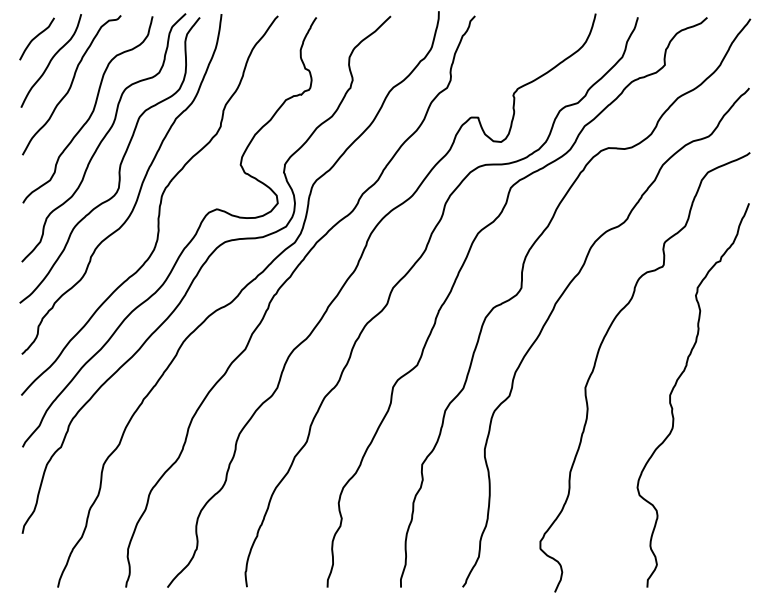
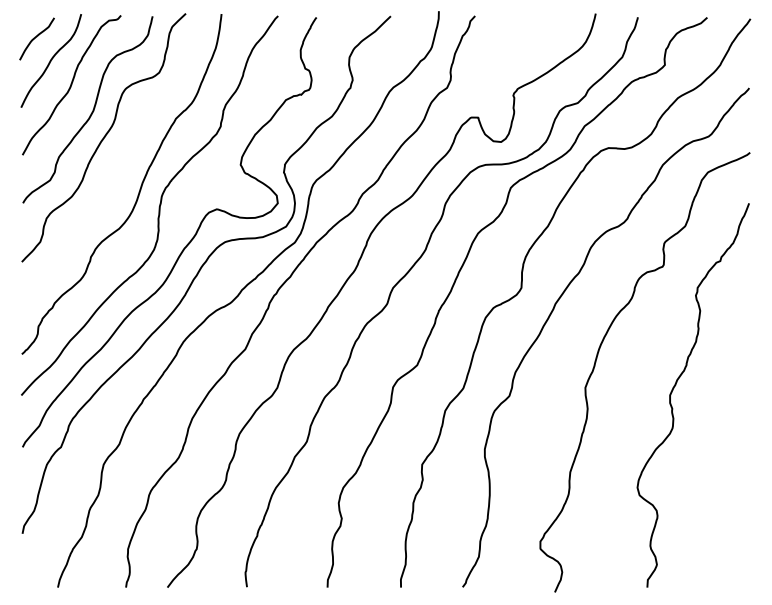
curve: present -> none (119, 164)
